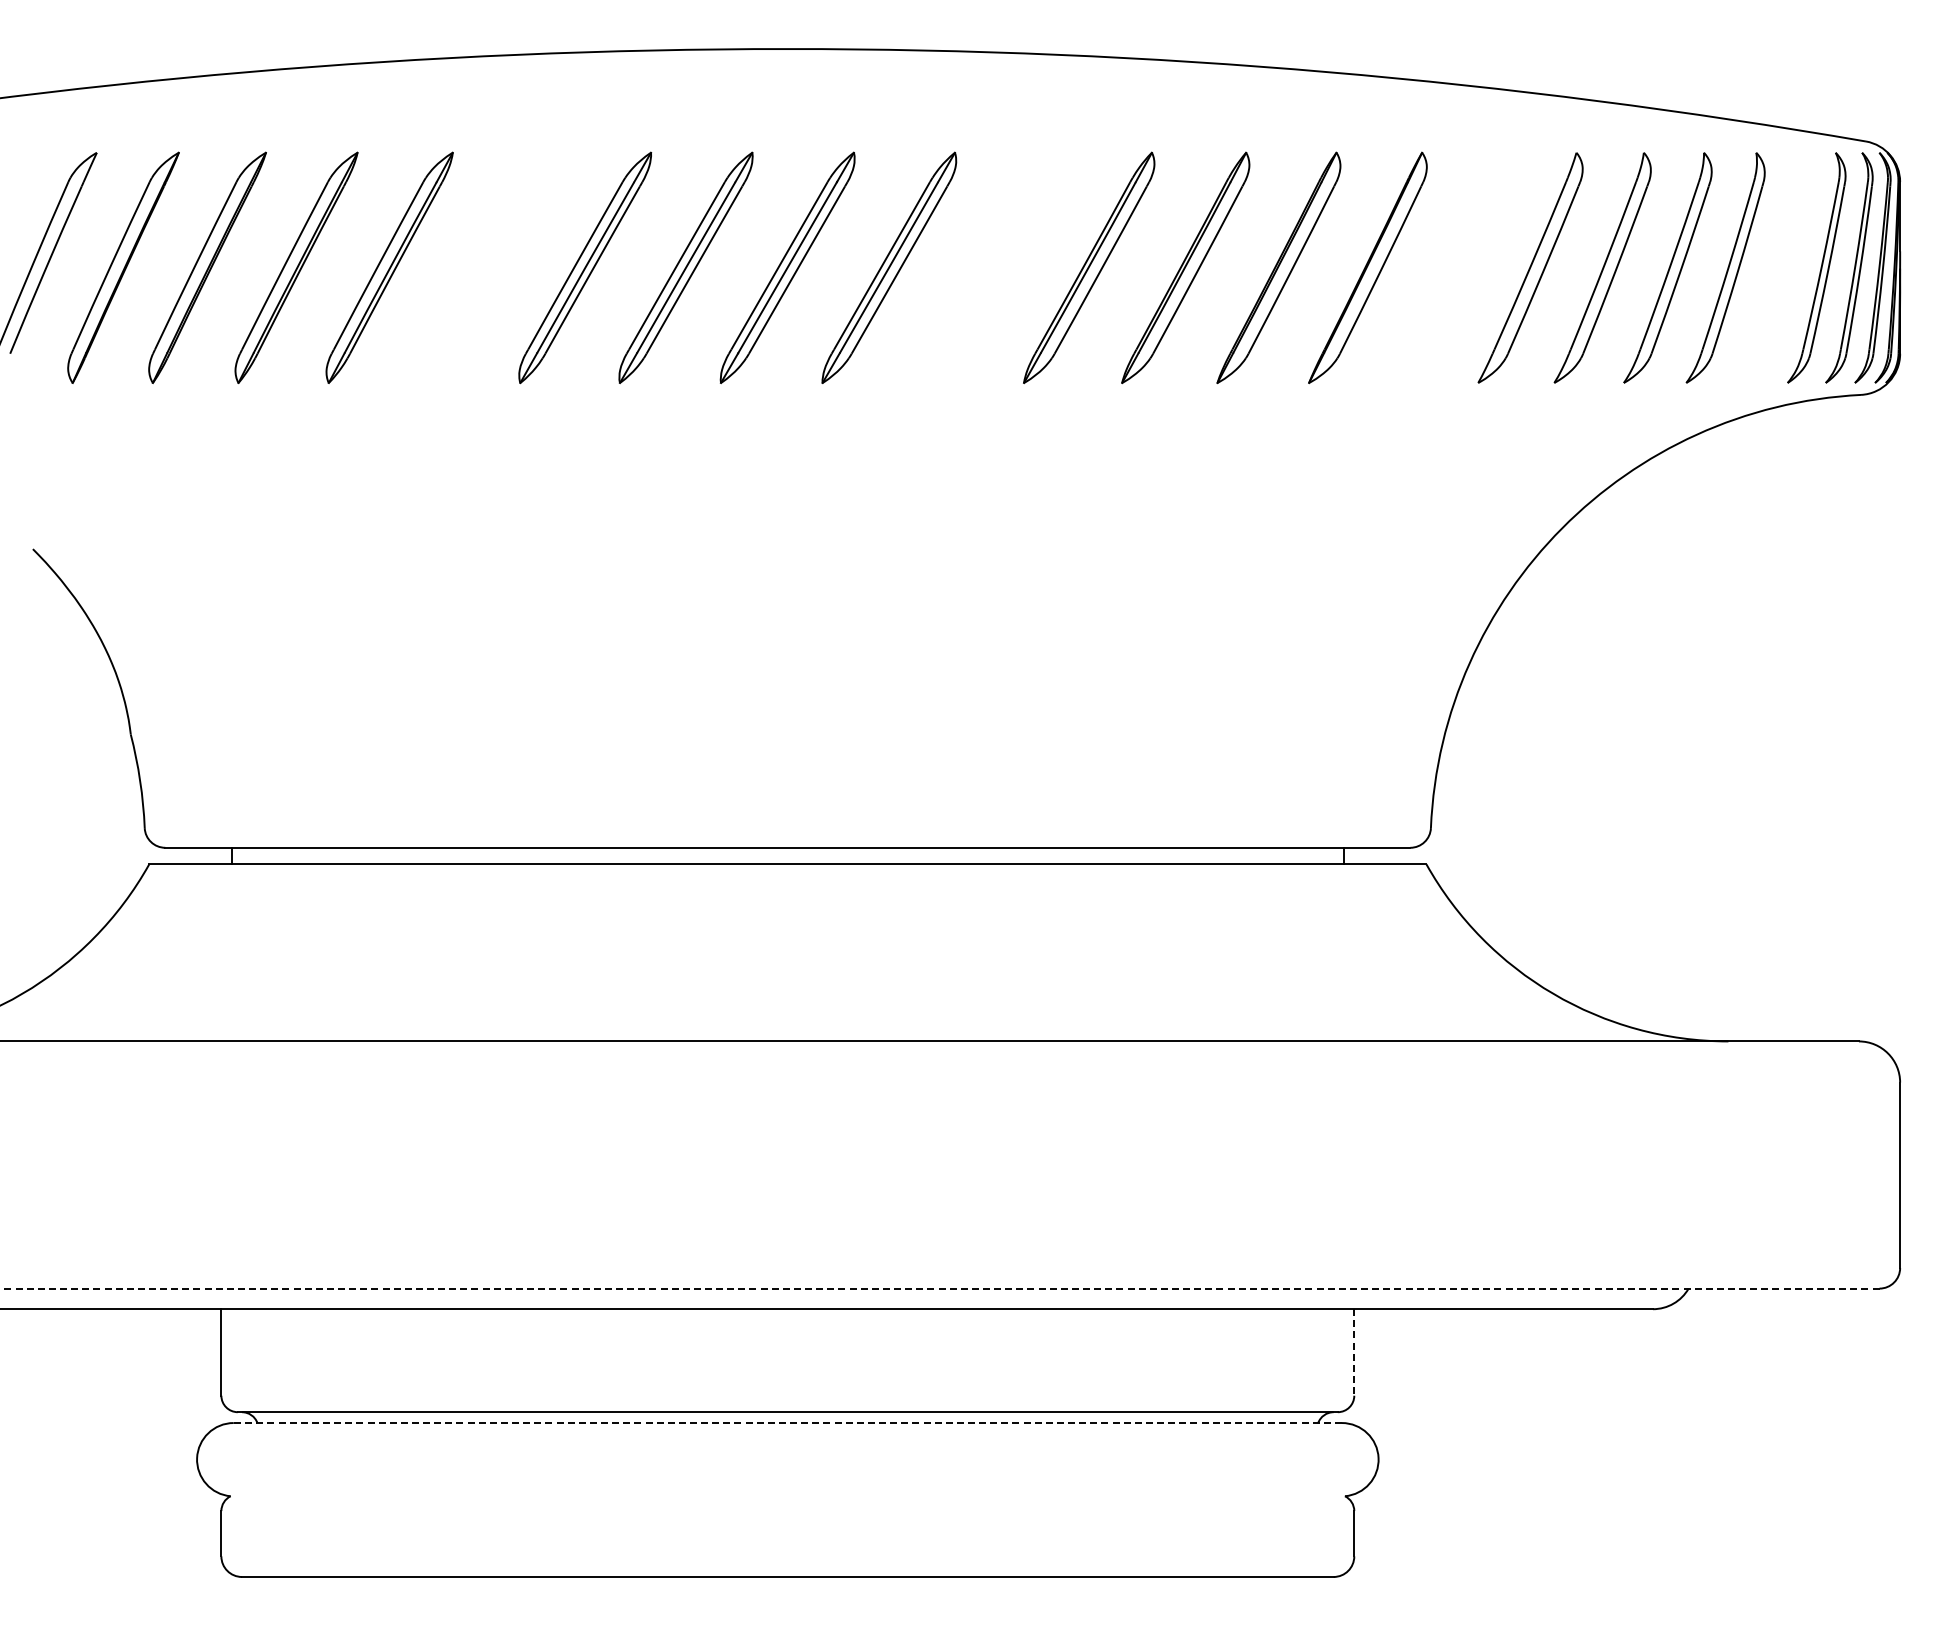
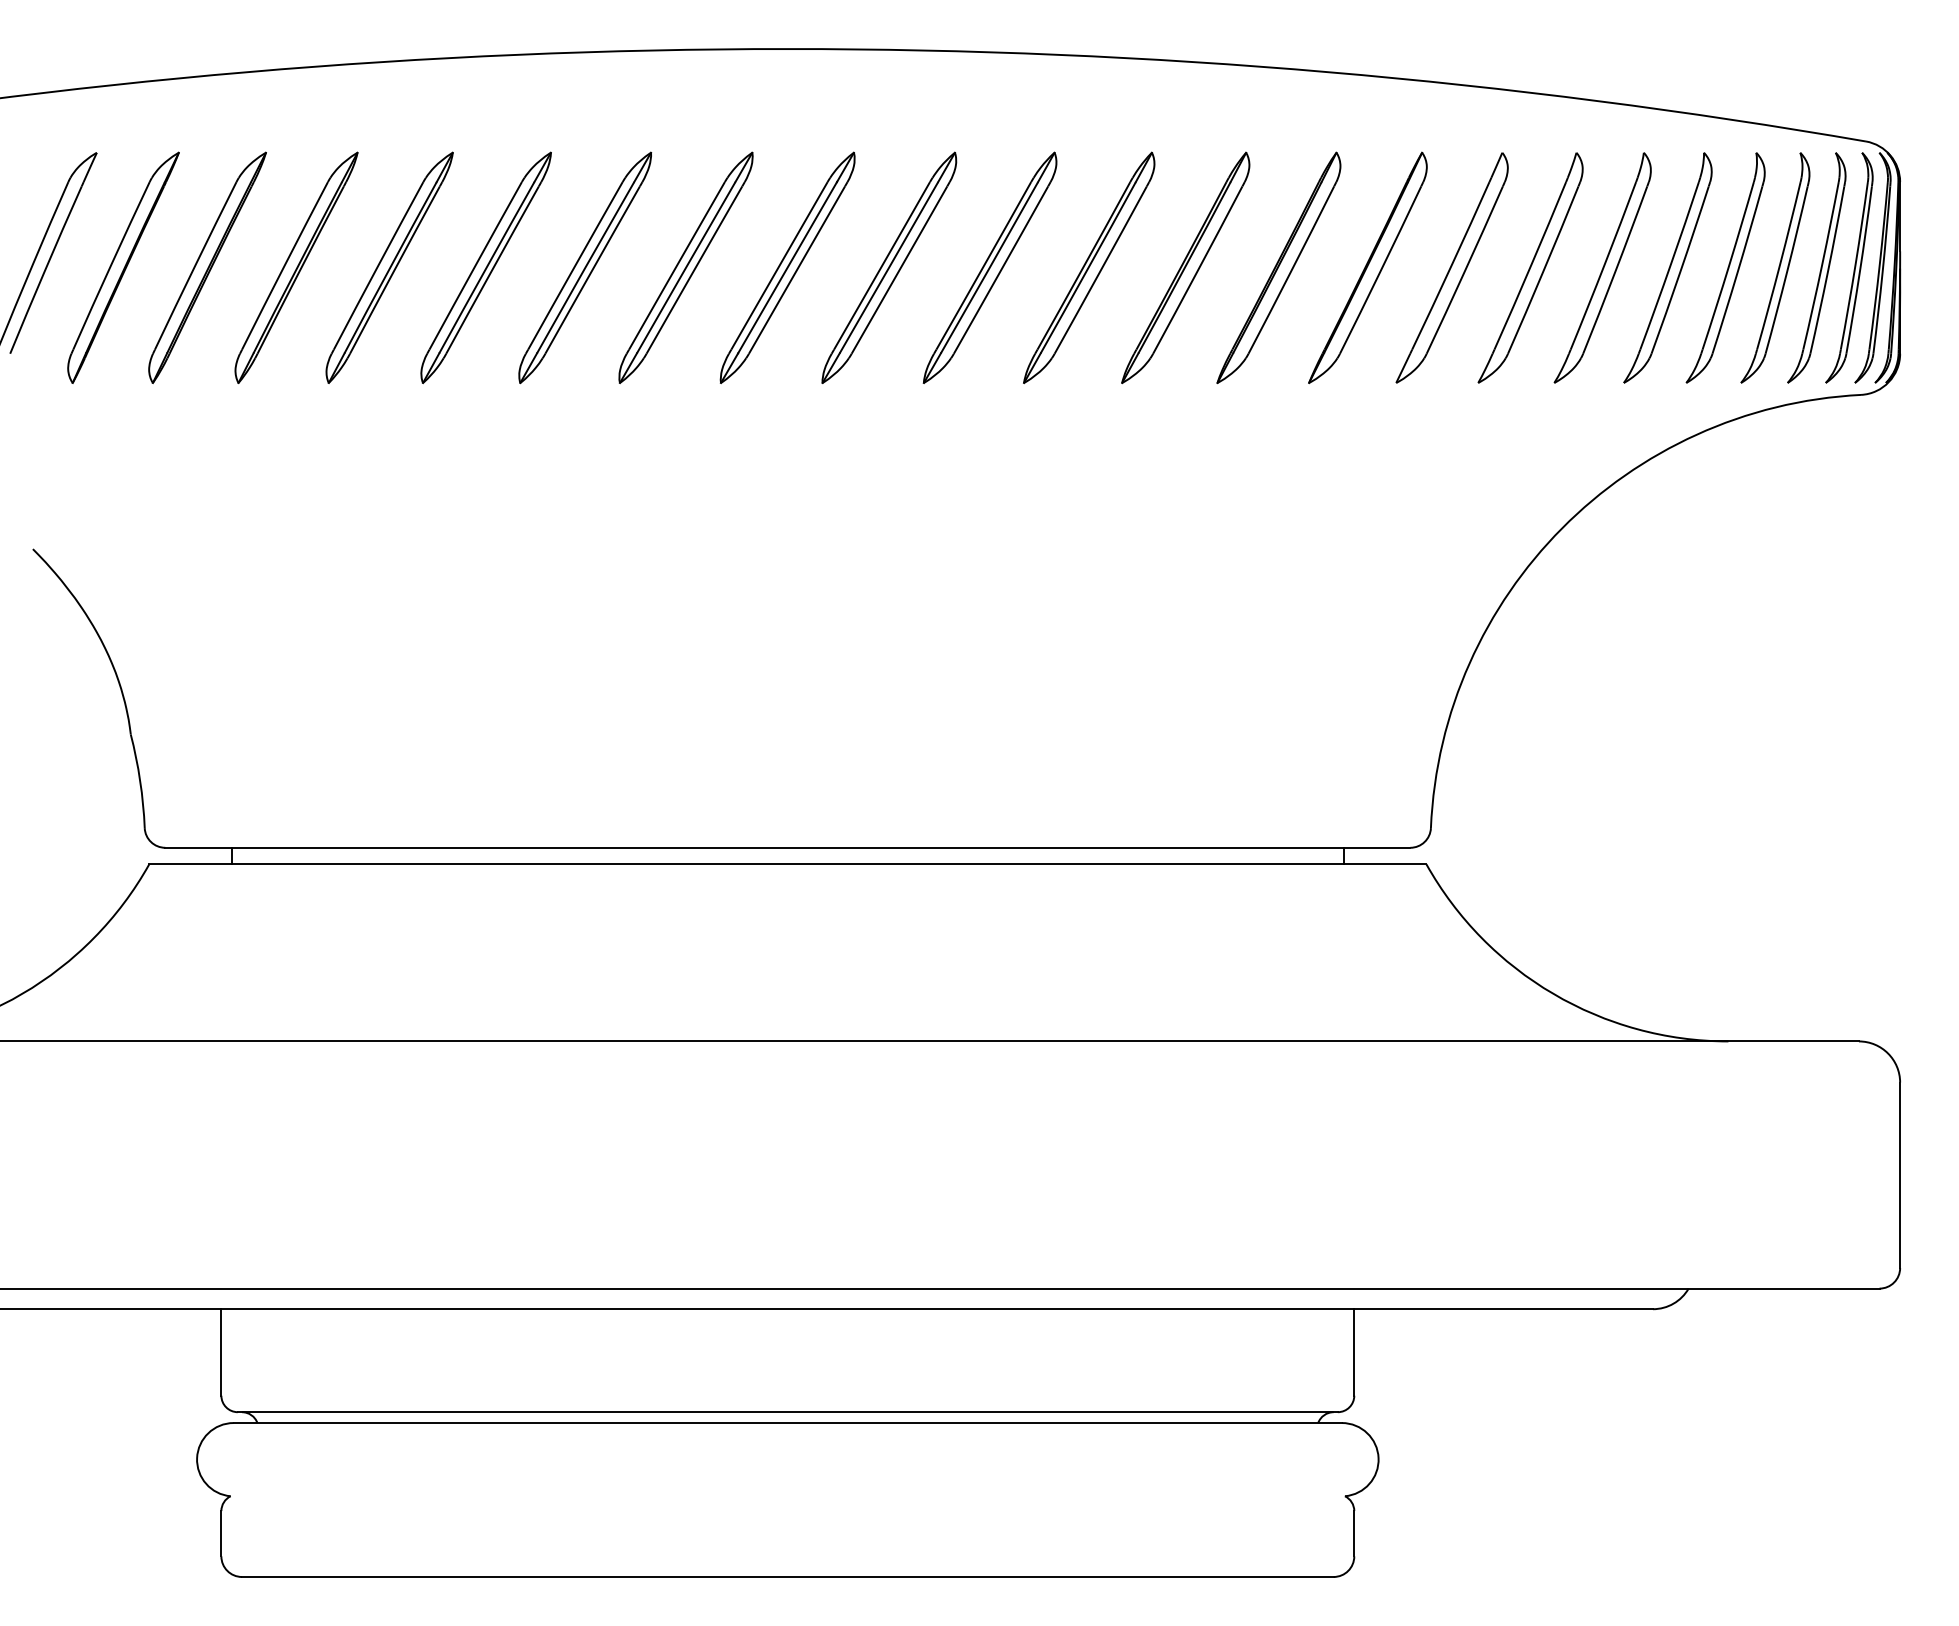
part: none -> present (485, 267)
part: none -> present (989, 267)
part: none -> present (1451, 267)
part: none -> present (1775, 267)
line: dashed -> solid (939, 1288)
line: dashed -> solid (1354, 1352)
line: dashed -> solid (787, 1423)
